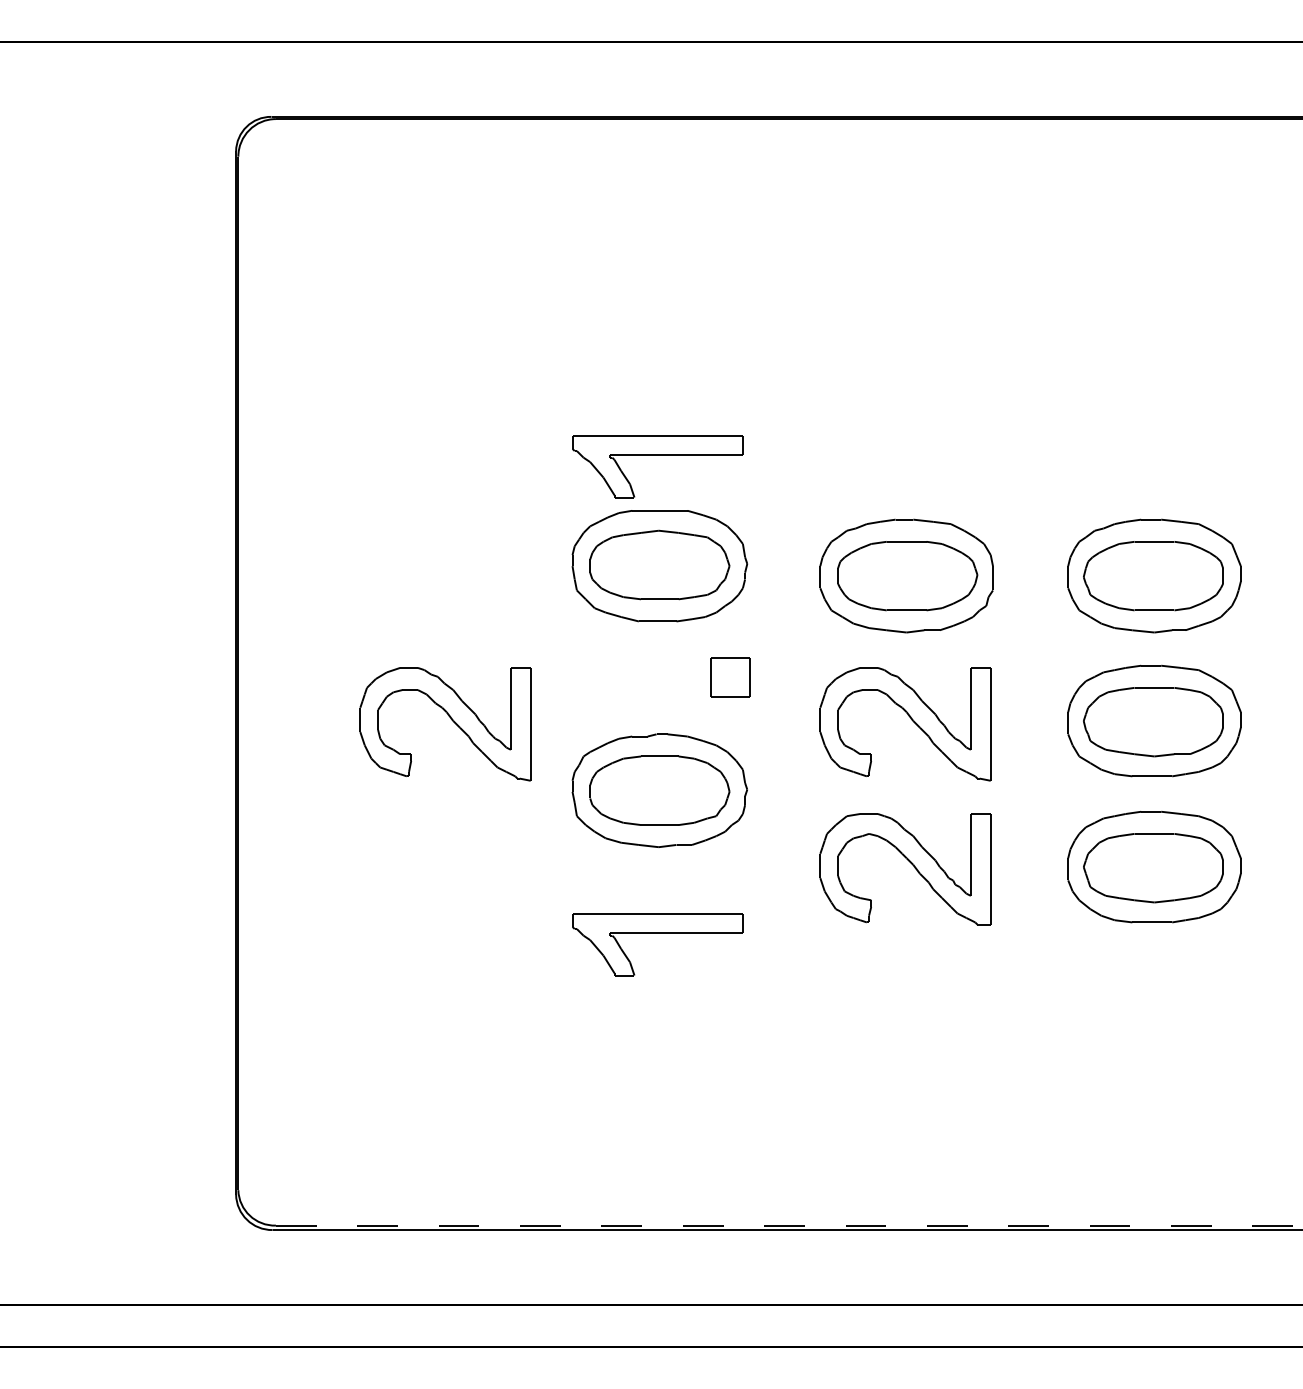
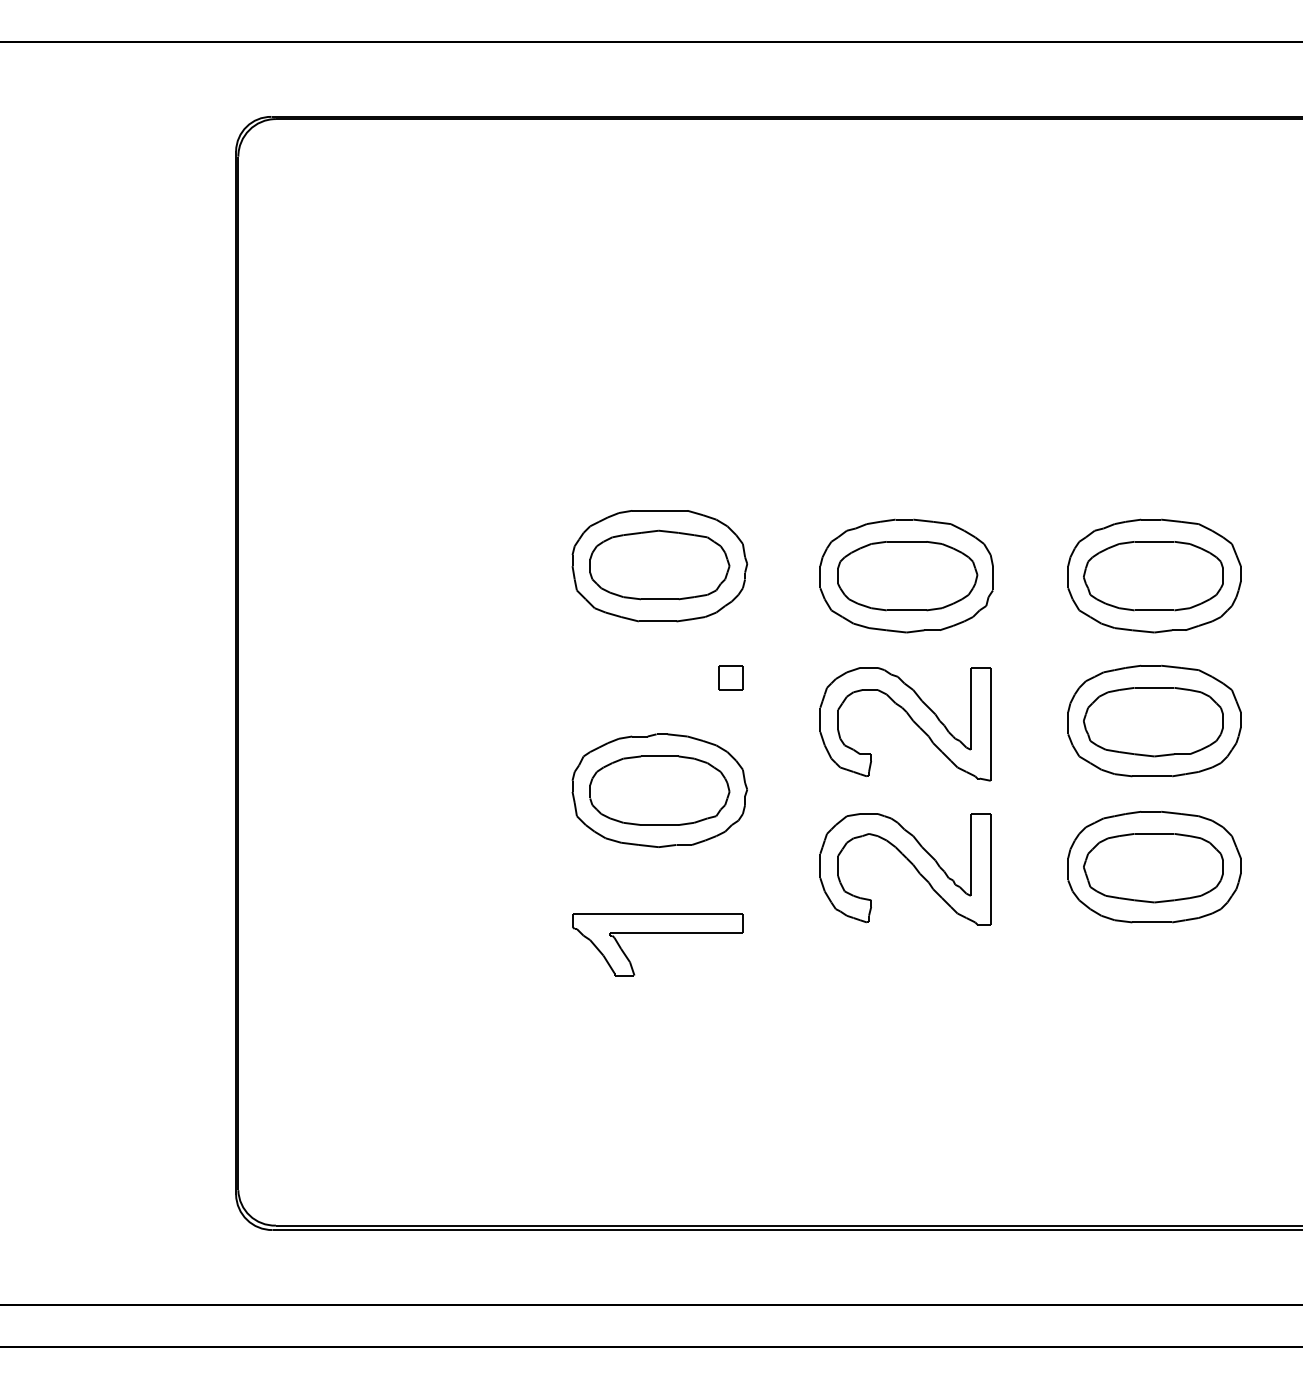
part: present -> none (657, 455)
part size: 41x41 px -> 26x26 px (730, 677)
part: present -> none (451, 720)
line: dashed -> solid (789, 1225)
